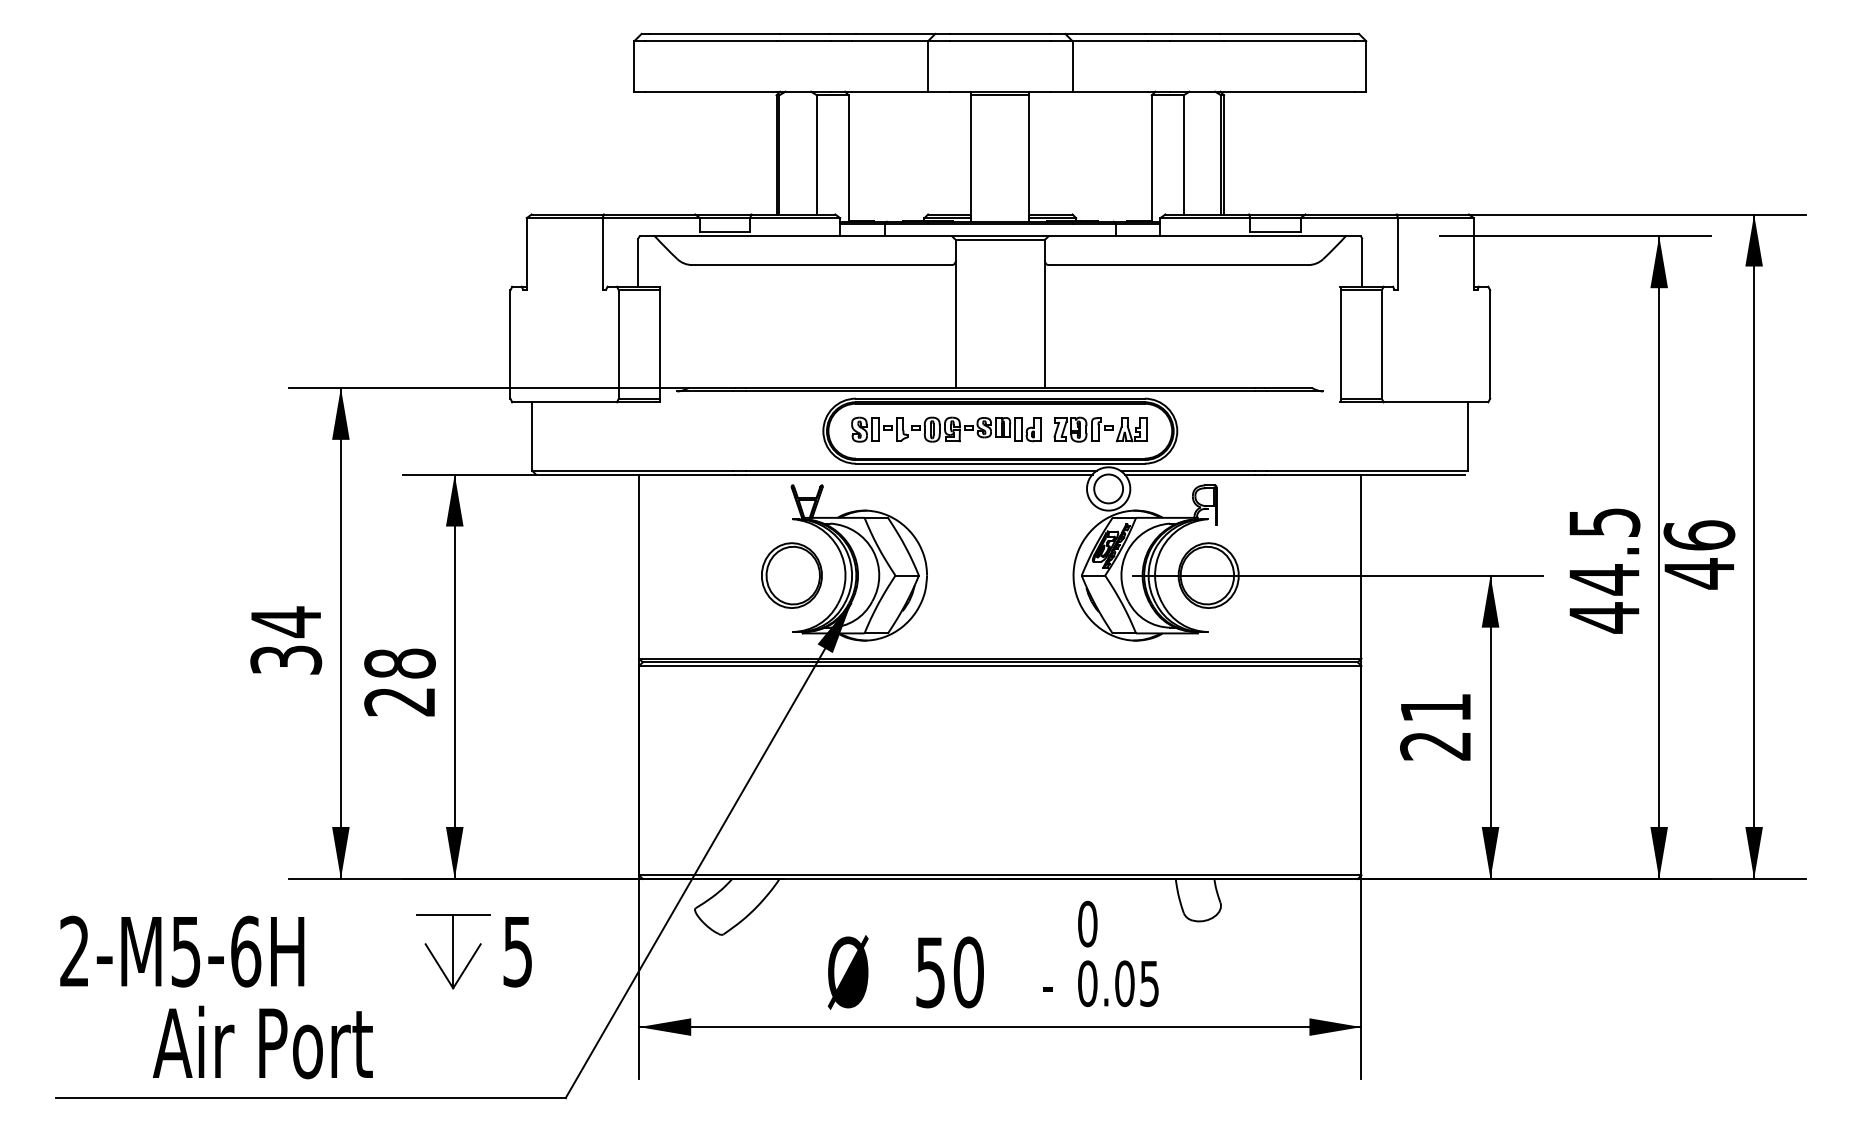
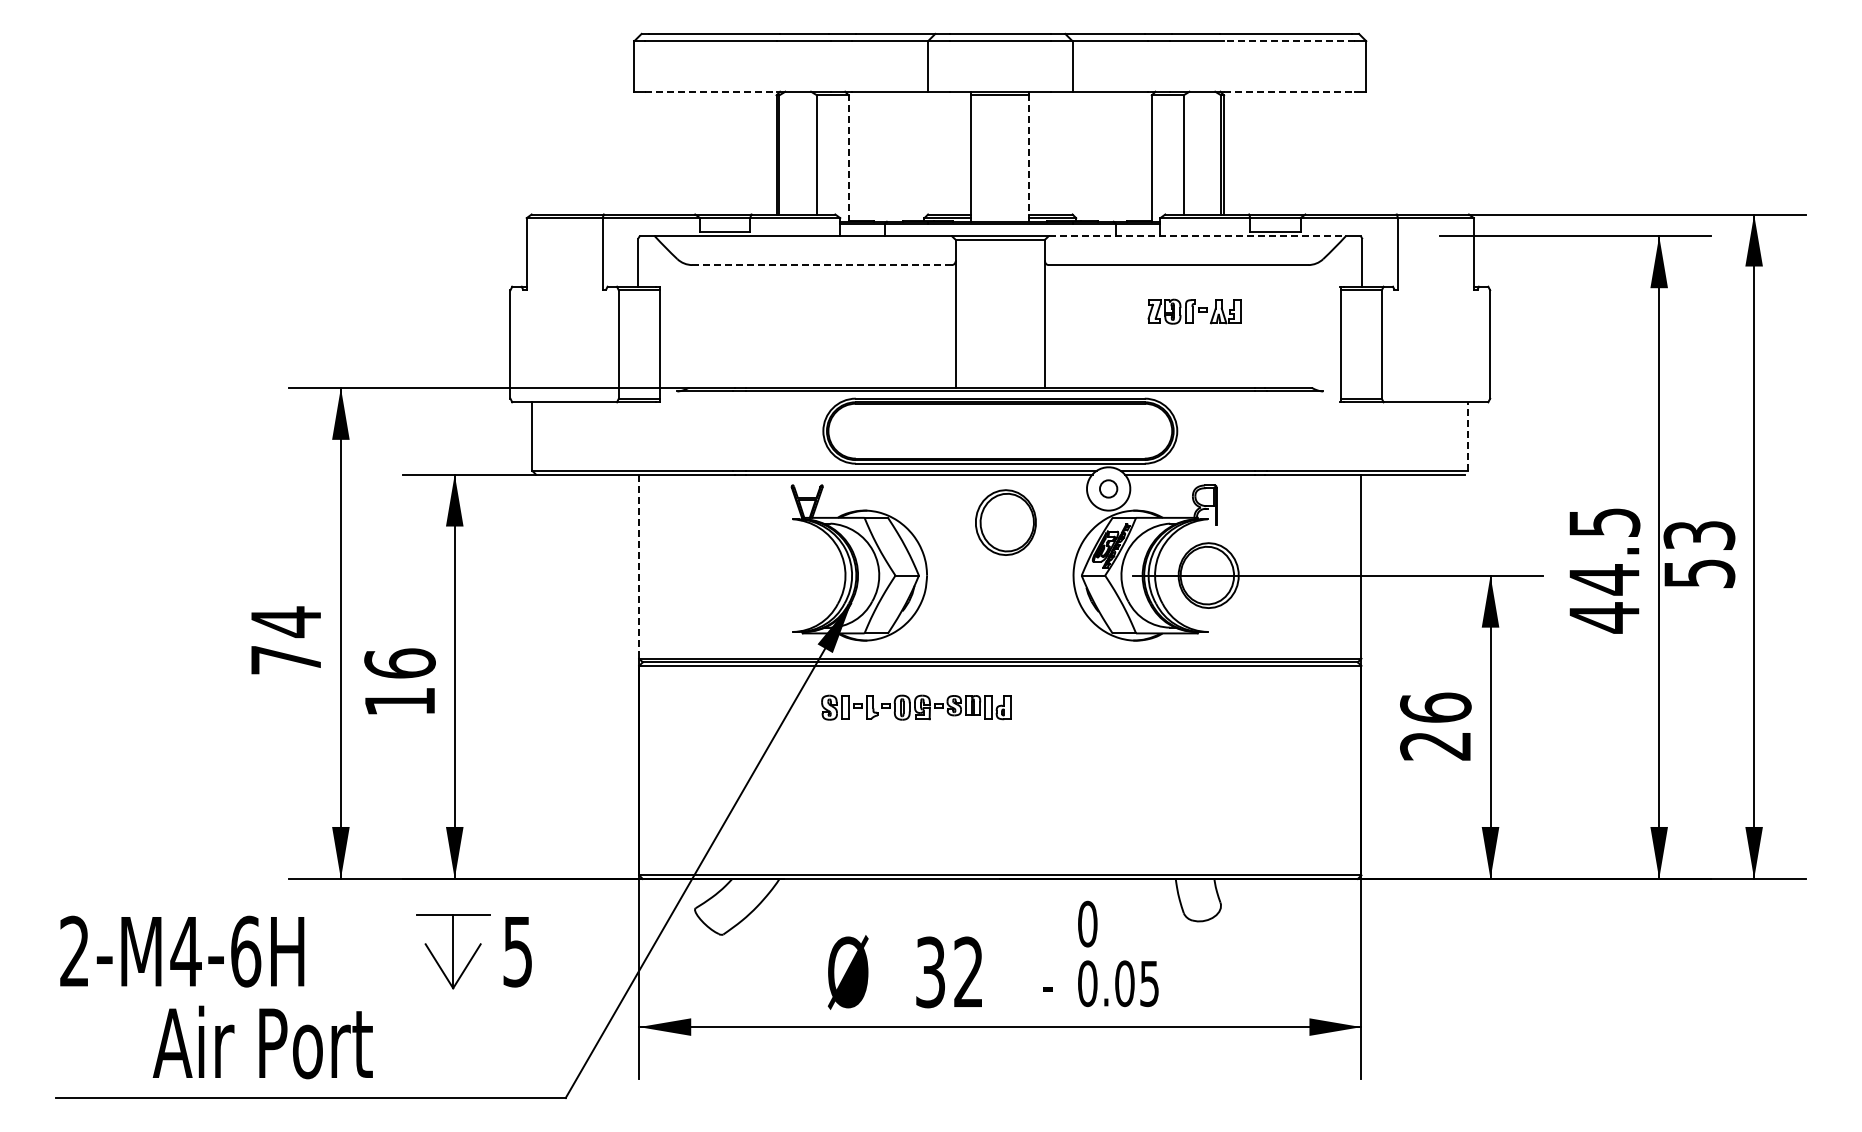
line: solid -> dashed (1289, 41)
line: solid -> dashed (710, 91)
line: solid -> dashed (1289, 91)
line: solid -> dashed (848, 158)
line: solid -> dashed (1029, 158)
line: solid -> dashed (1197, 236)
line: solid -> dashed (822, 265)
part position: (946, 429) -> (916, 707) (916, 707)
part position: (1100, 429) -> (1194, 311) (1194, 311)
line: solid -> dashed (1468, 436)
circle diameter: 29 px -> 17 px (1108, 488)
text: 46 -> 53 (1699, 554)
line: solid -> dashed (639, 567)
part position: (791, 575) -> (1005, 522) (1005, 522)
text: 34 -> 74 (286, 659)
text: 28 -> 16 (399, 682)
text: 21 -> 26 (1435, 707)
text: 2-M5-6H -> 2-M4-6H (185, 952)
text: 50 -> 32 (949, 972)
